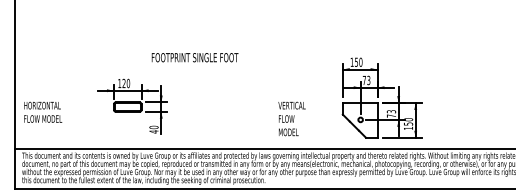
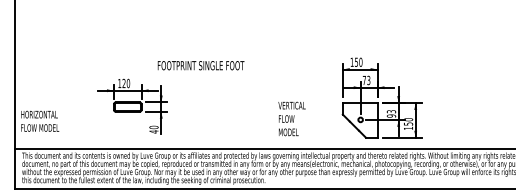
text position: (194, 57) -> (200, 65) (200, 65)
text position: (43, 111) -> (40, 120) (40, 120)
text: 73 -> 93 (391, 115)
